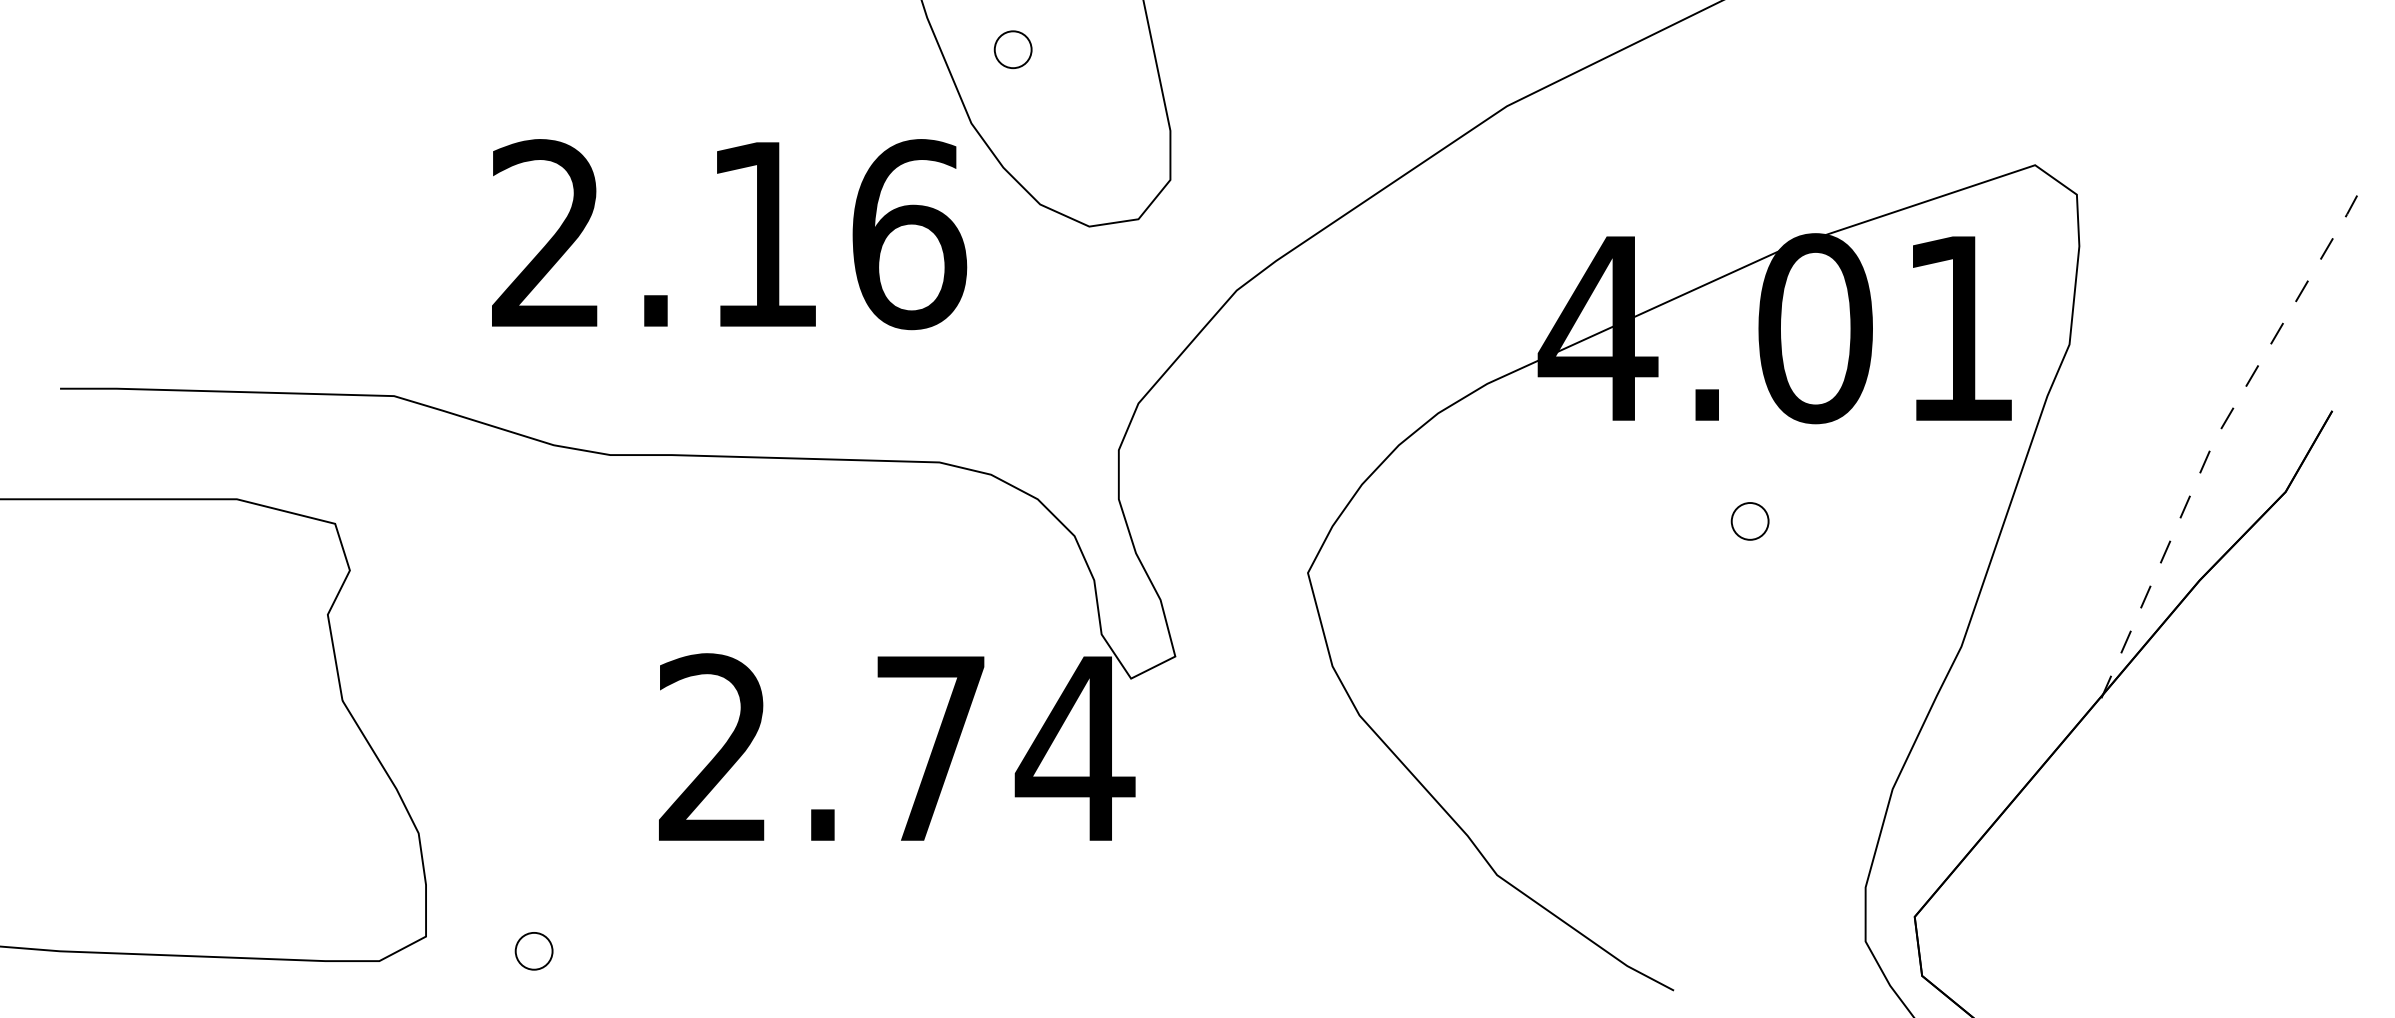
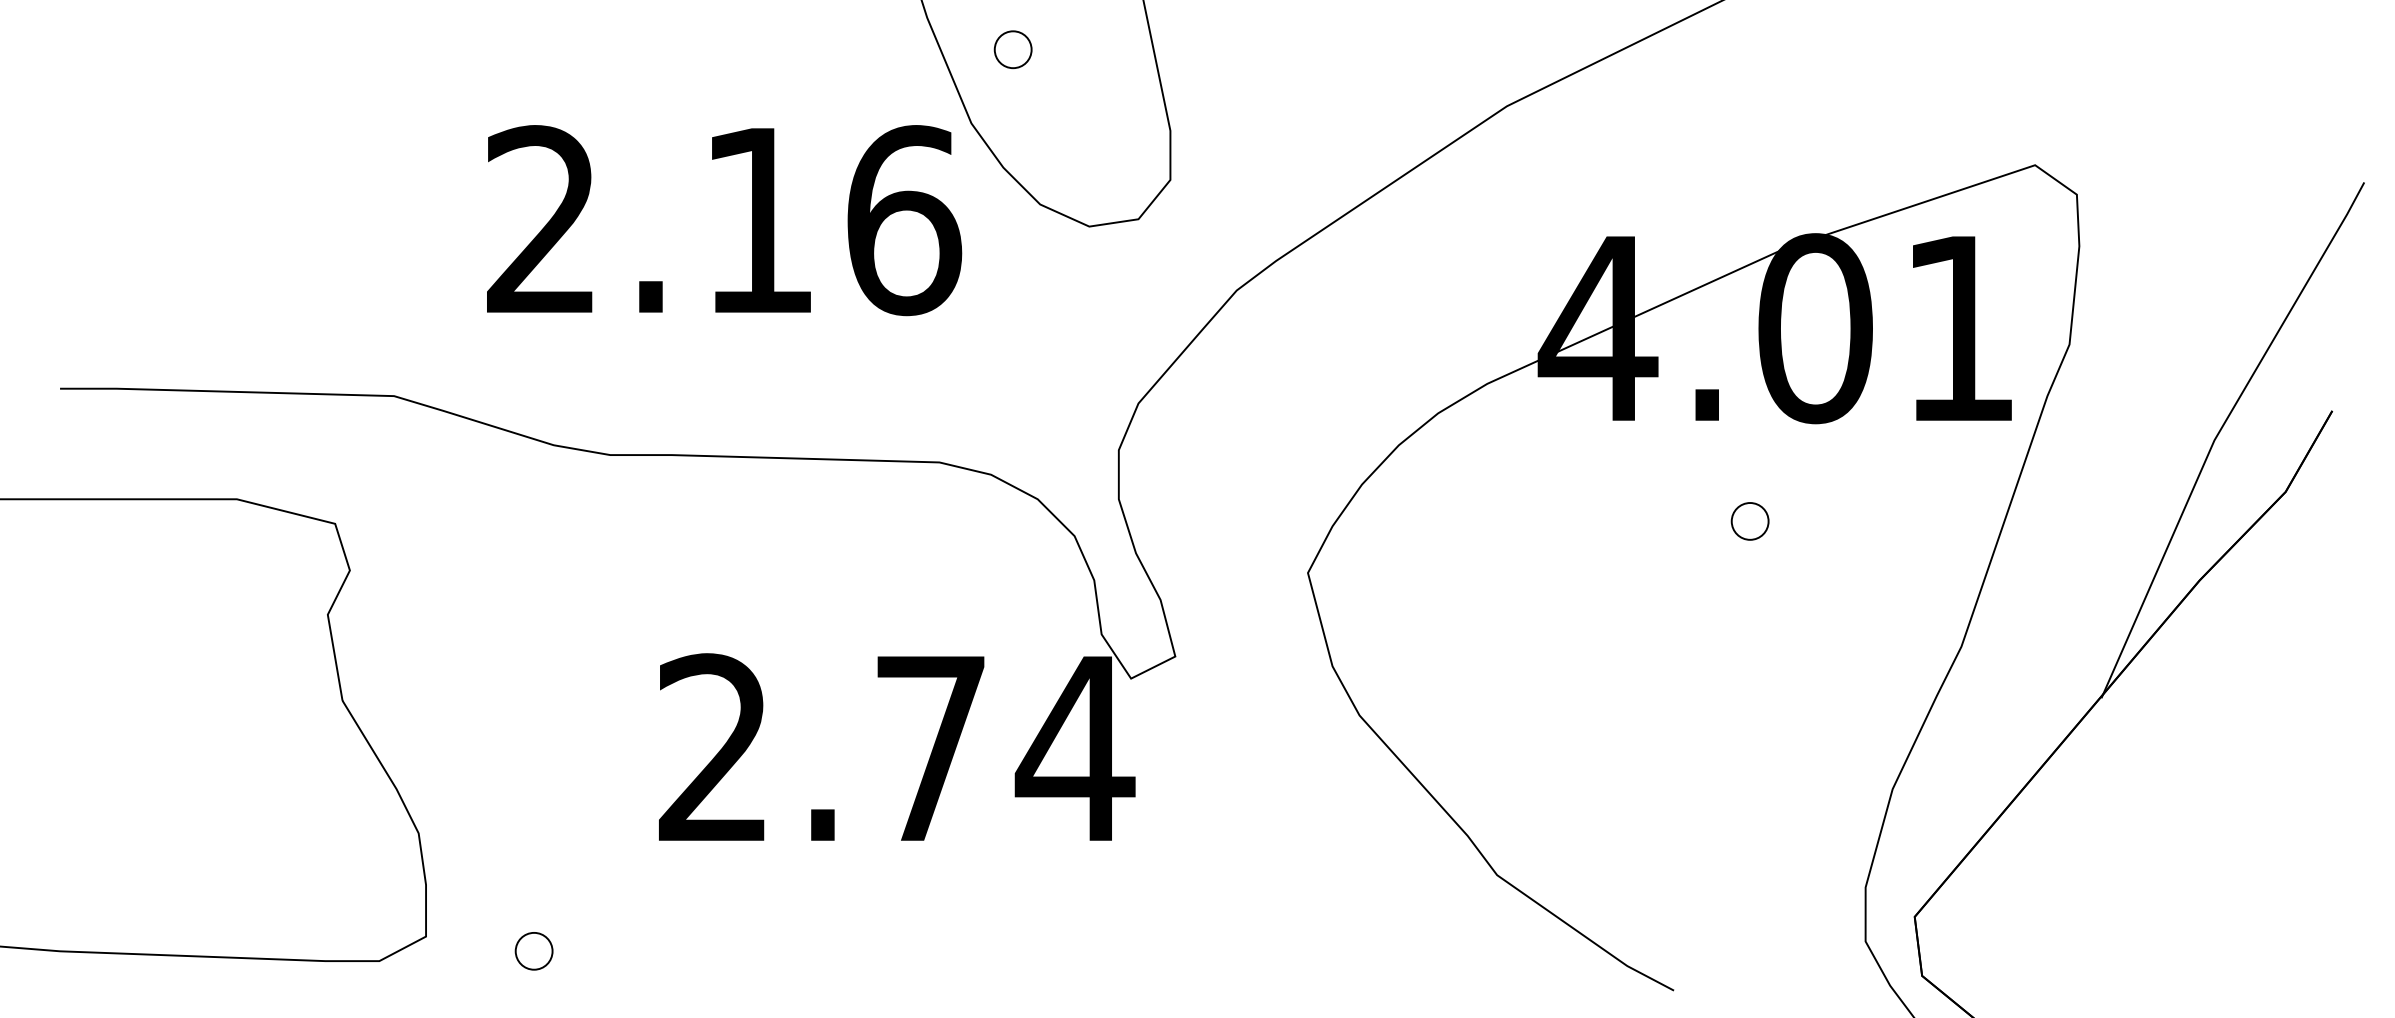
text position: (729, 234) -> (724, 220) (724, 220)
line: dashed -> solid (2219, 432)
